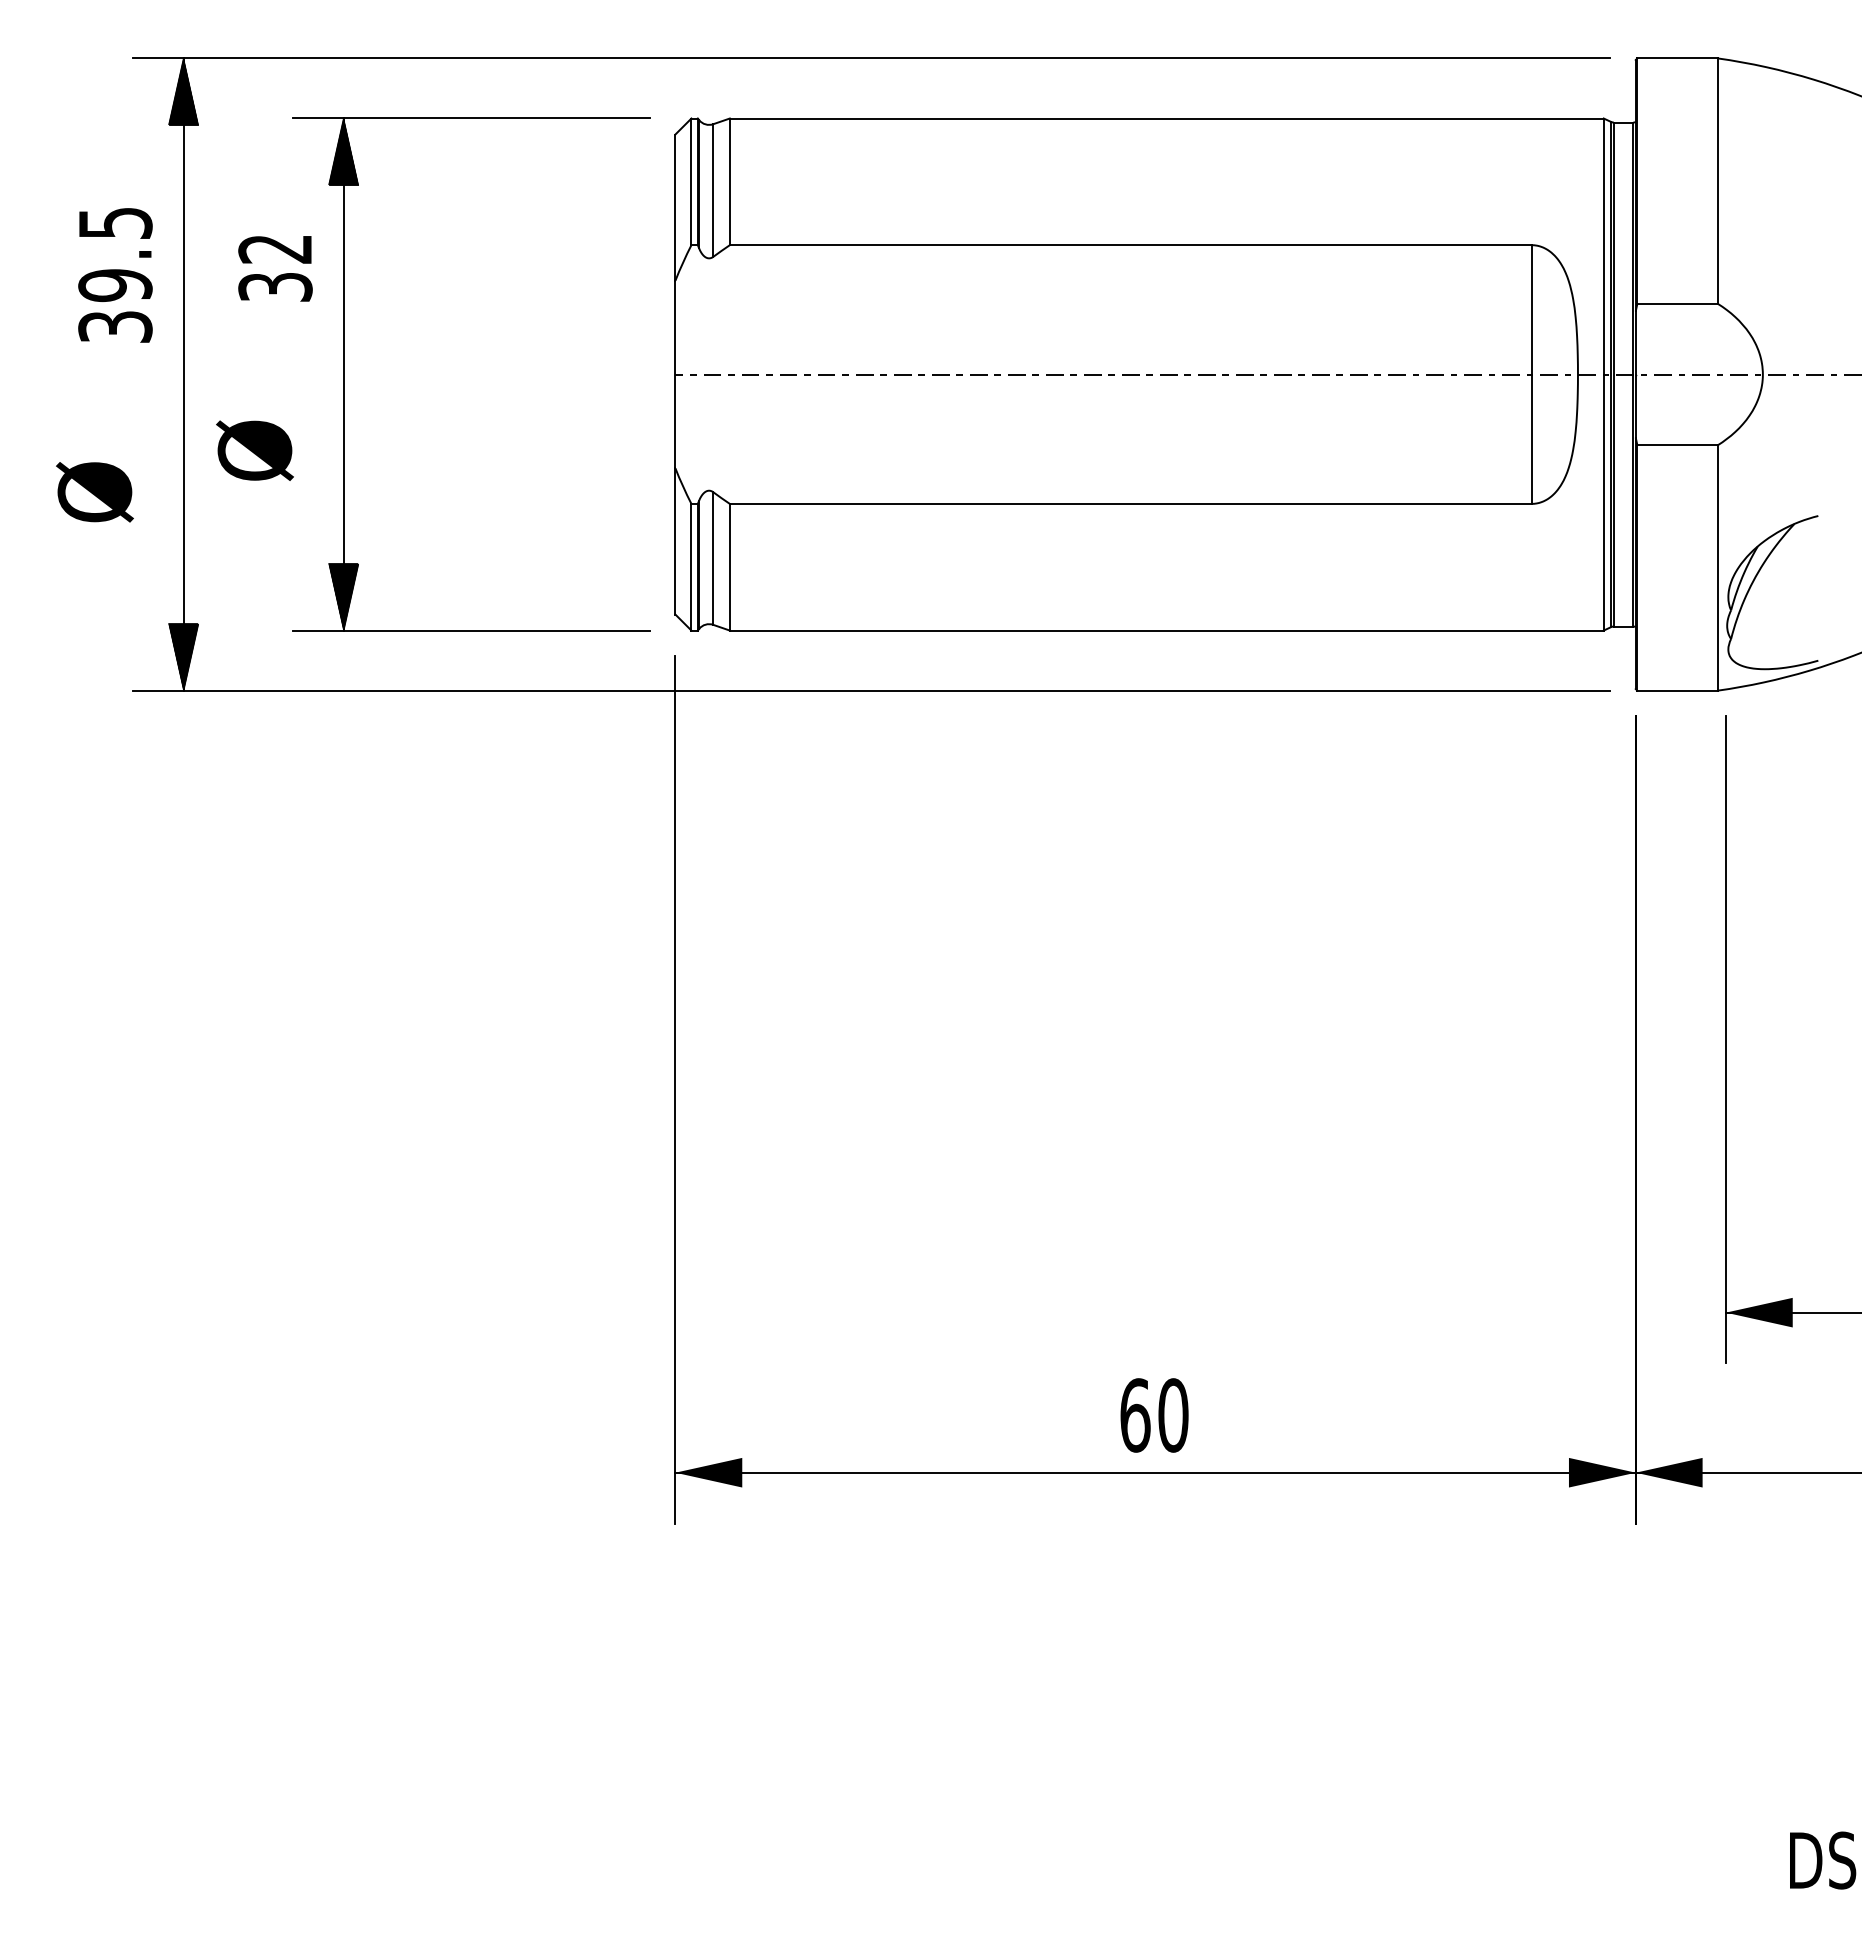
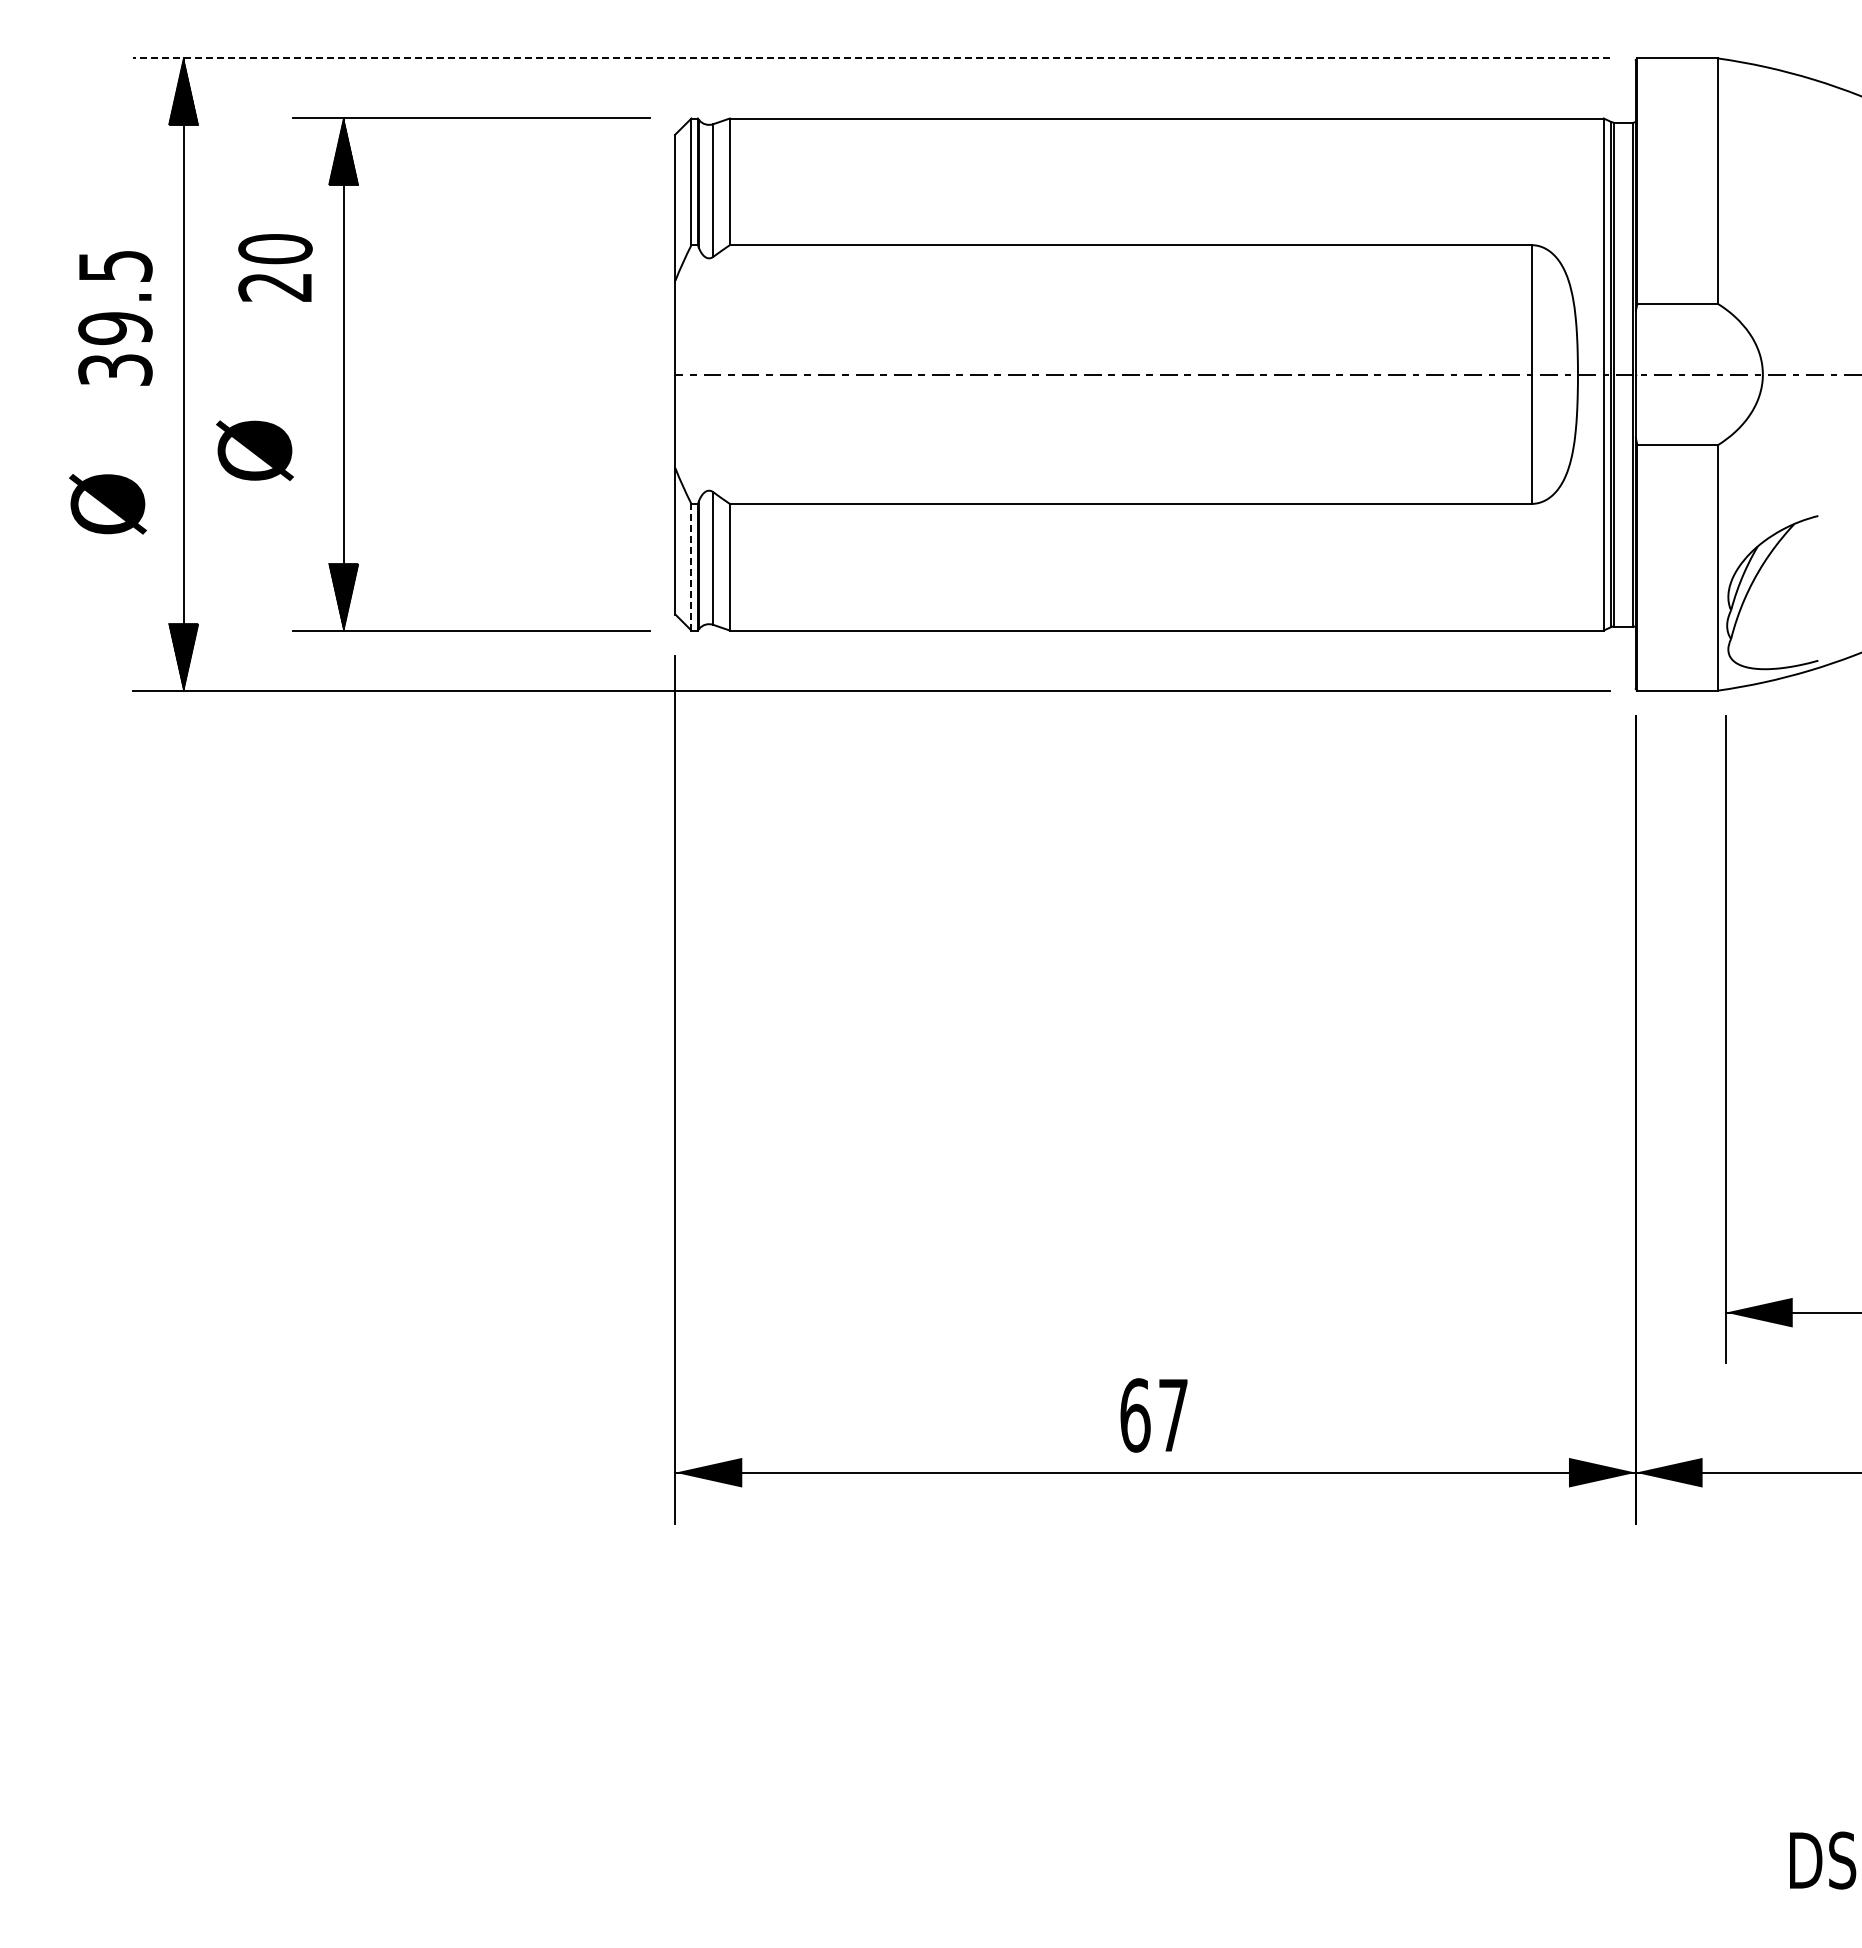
line: solid -> dashed (871, 58)
text: 32 -> 20 (275, 267)
text position: (115, 275) -> (115, 318) (115, 318)
text position: (94, 492) -> (107, 504) (107, 504)
line: solid -> dashed (691, 566)
text: 60 -> 67 (1173, 1415)
